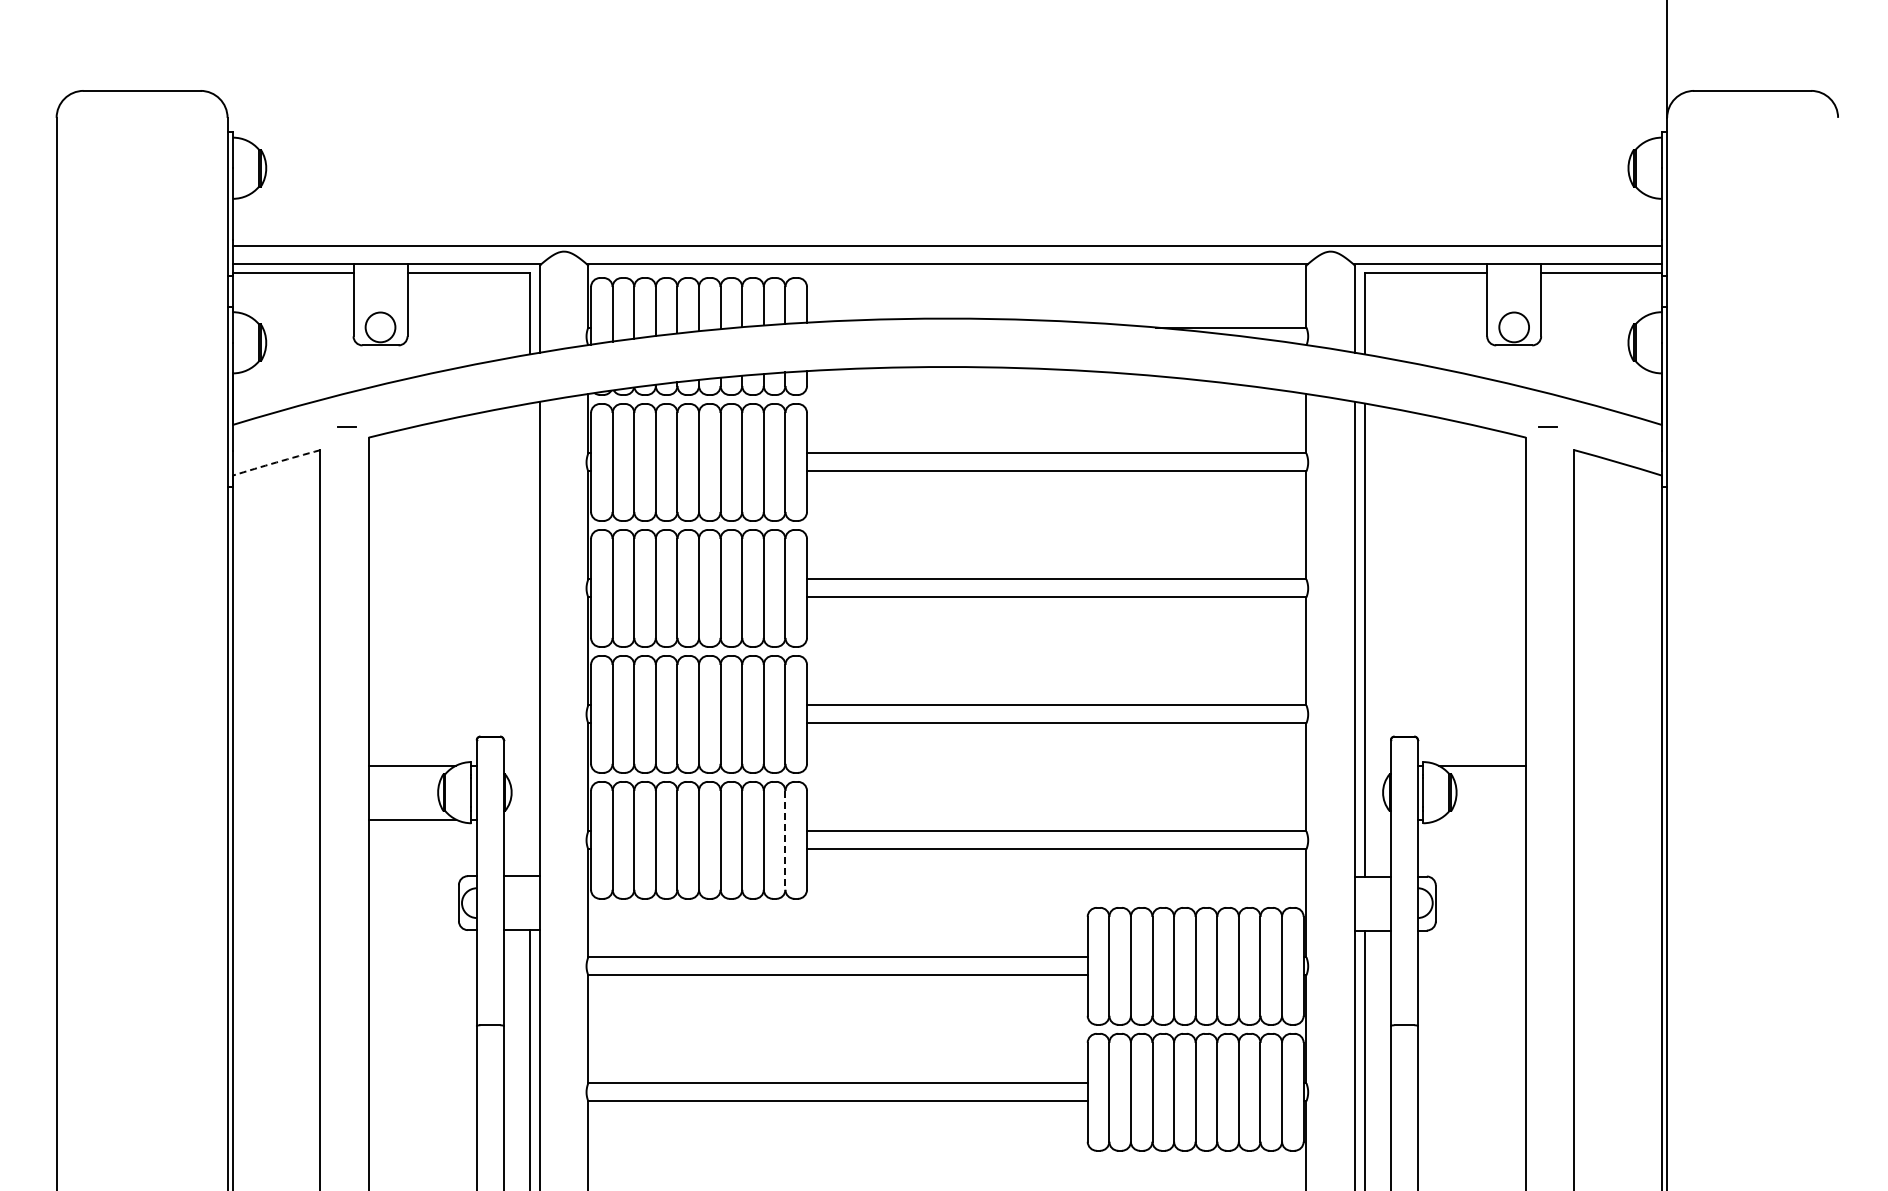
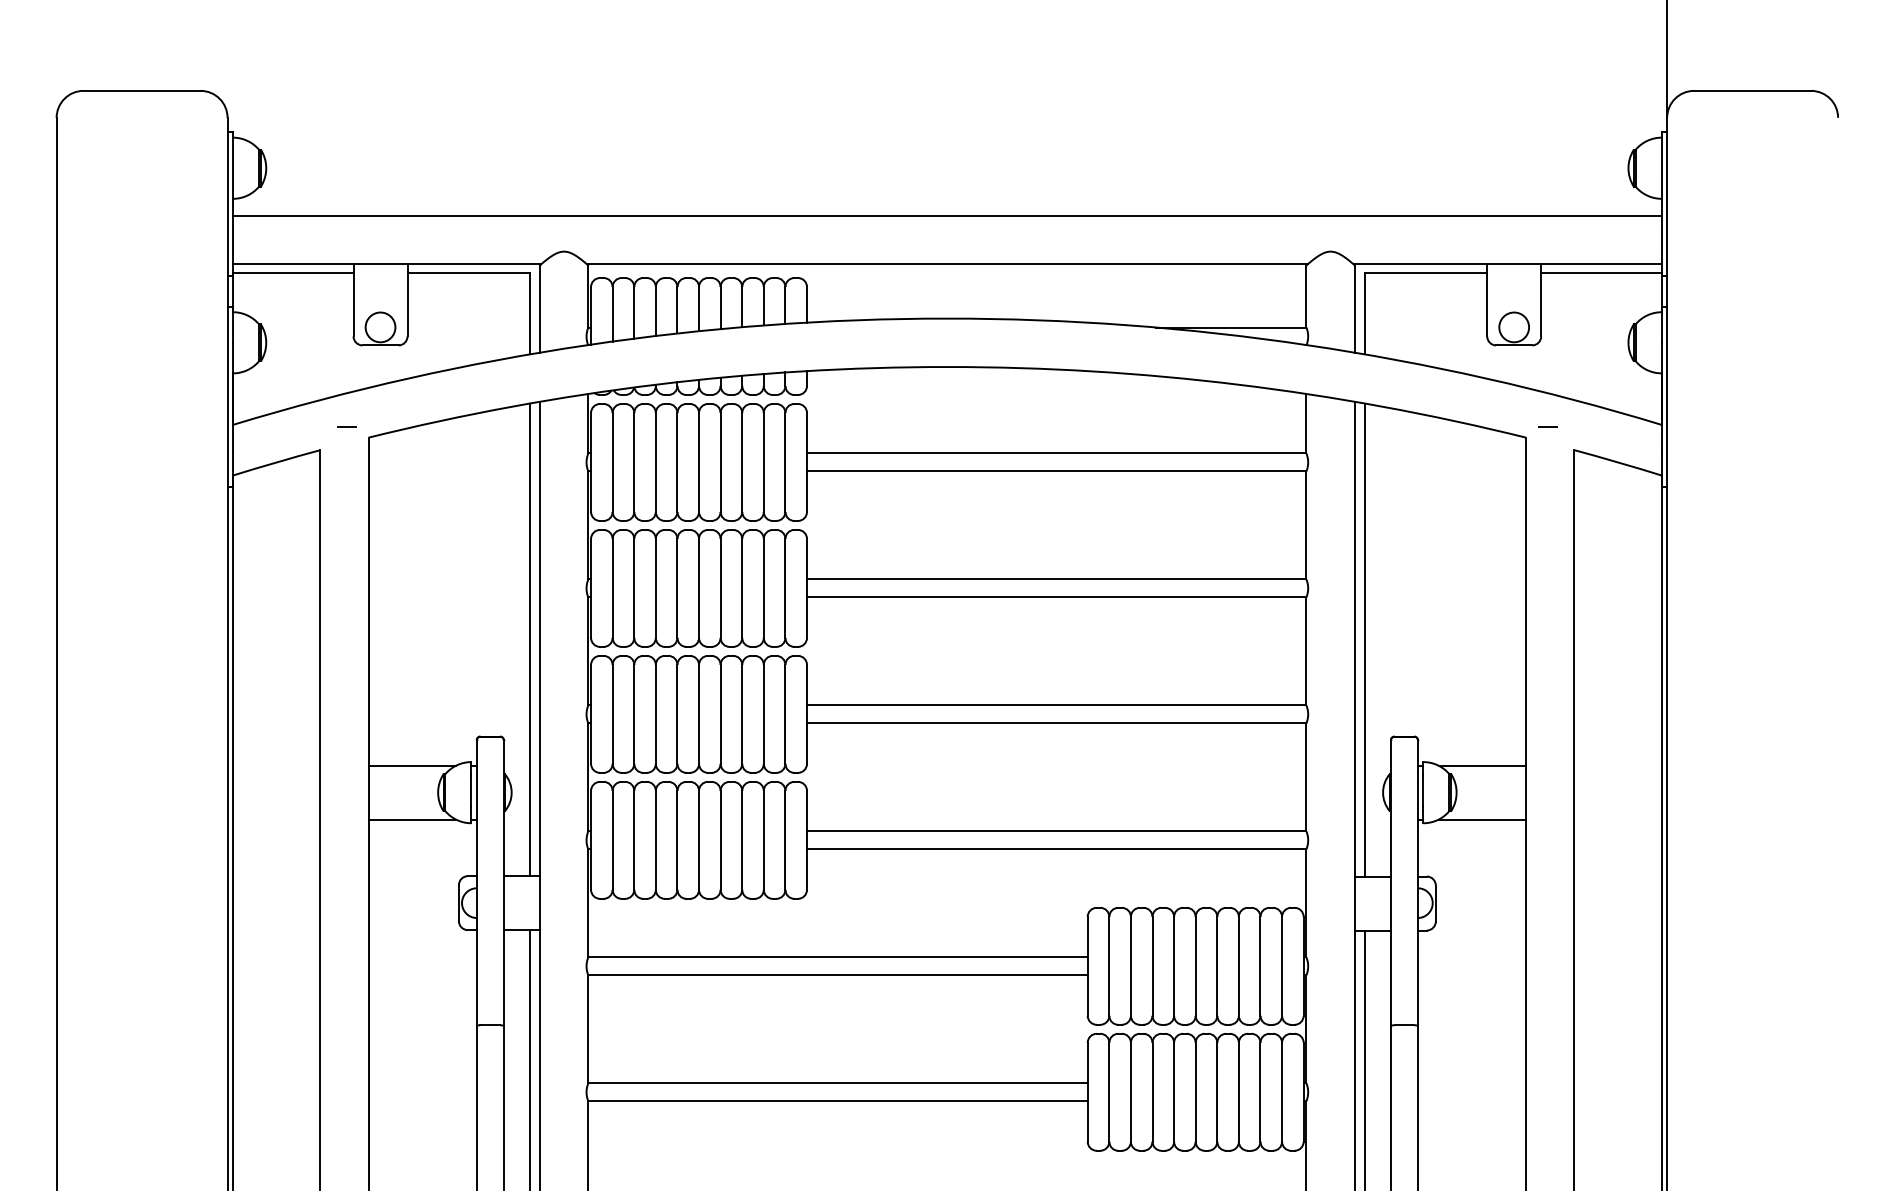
line position: (946, 246) -> (946, 216) (946, 216)
arc: dashed -> solid (276, 462)
line: none -> present (529, 639)
line: none -> present (1481, 819)
line: dashed -> solid (785, 840)
